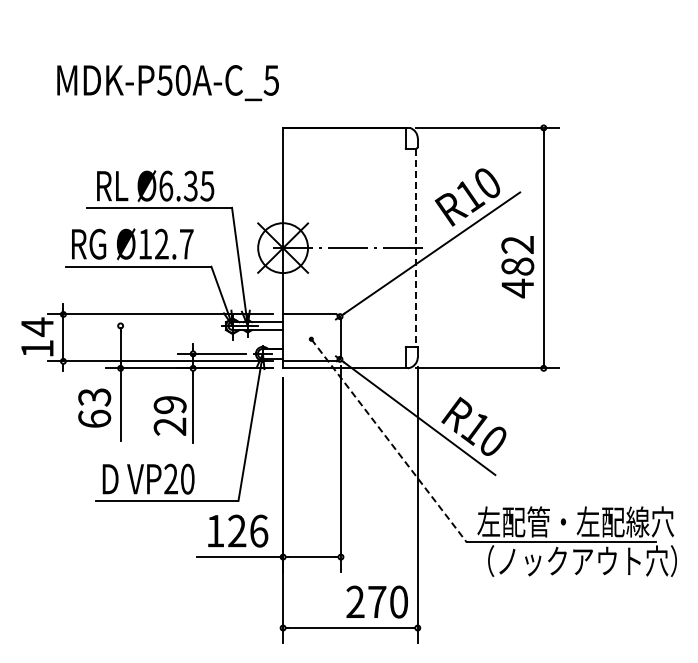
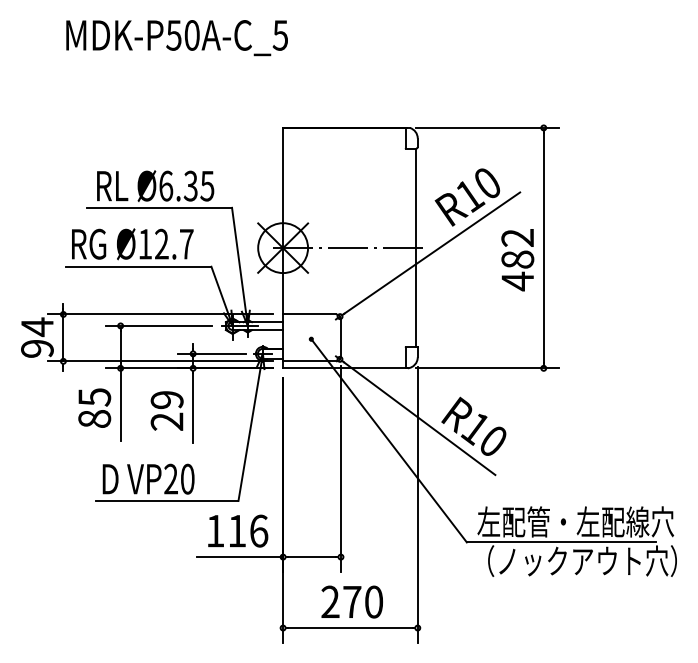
text position: (167, 83) -> (176, 38) (176, 38)
line: dashed -> solid (416, 248)
text position: (517, 267) -> (517, 260) (517, 260)
line: none -> present (158, 325)
text: 14 -> 94 (37, 348)
text: 63 -> 85 (94, 407)
text position: (169, 415) -> (166, 410) (166, 410)
line: dashed -> solid (389, 440)
text: 126 -> 116 (237, 530)
text position: (376, 601) -> (351, 601) (351, 601)
